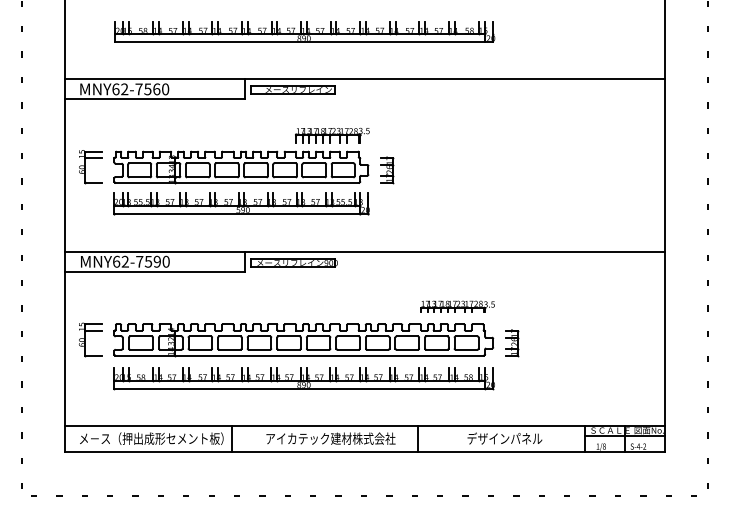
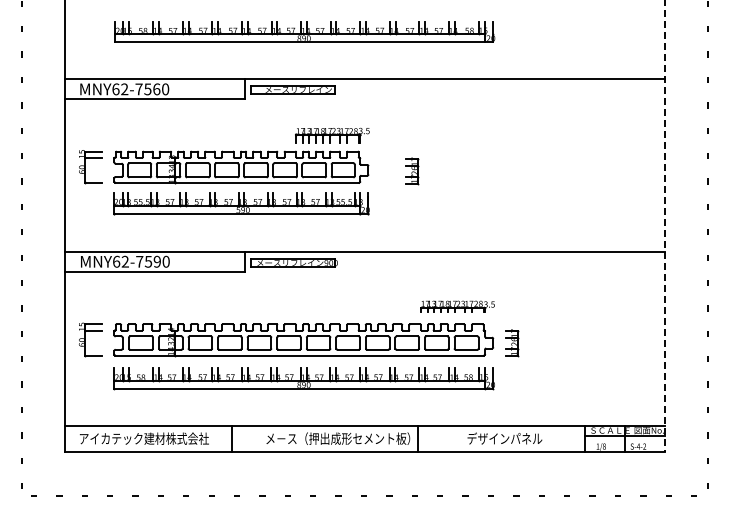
part position: (387, 170) -> (412, 171) (412, 171)
line: solid -> dashed (664, 226)
text: メ－ス（押出成形セメント板） -> アイカテック建材株式会社 (151, 438)
text: アイカテック建材株式会社 -> メ－ス（押出成形セメント板） (338, 438)
